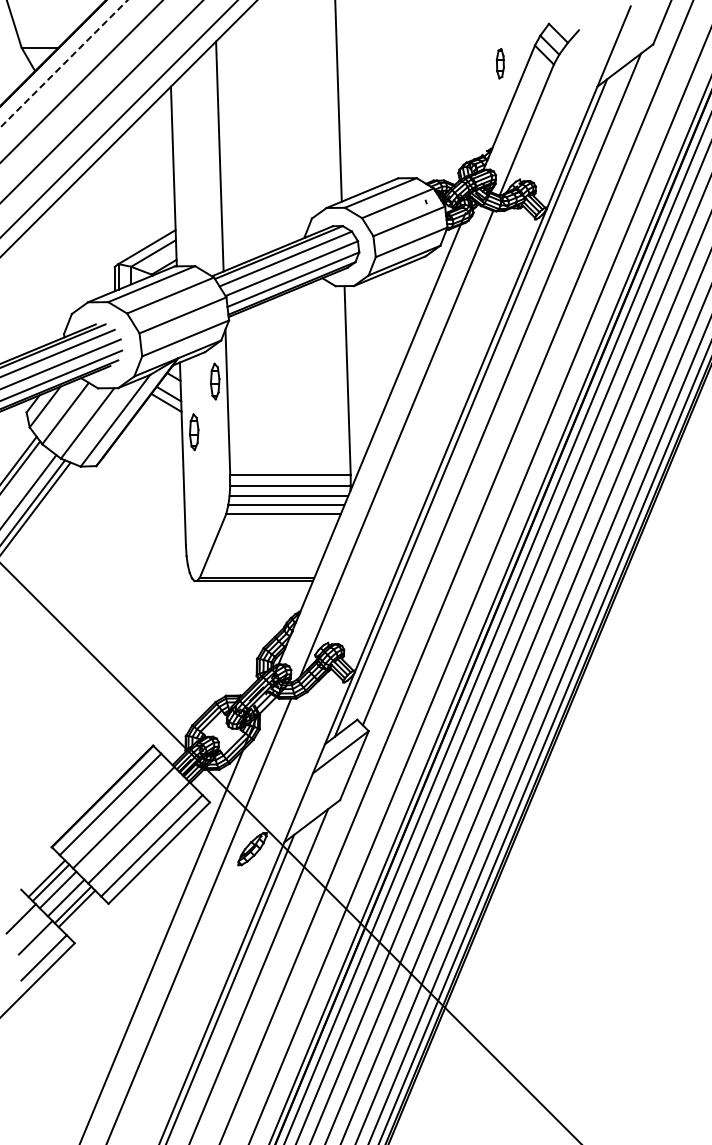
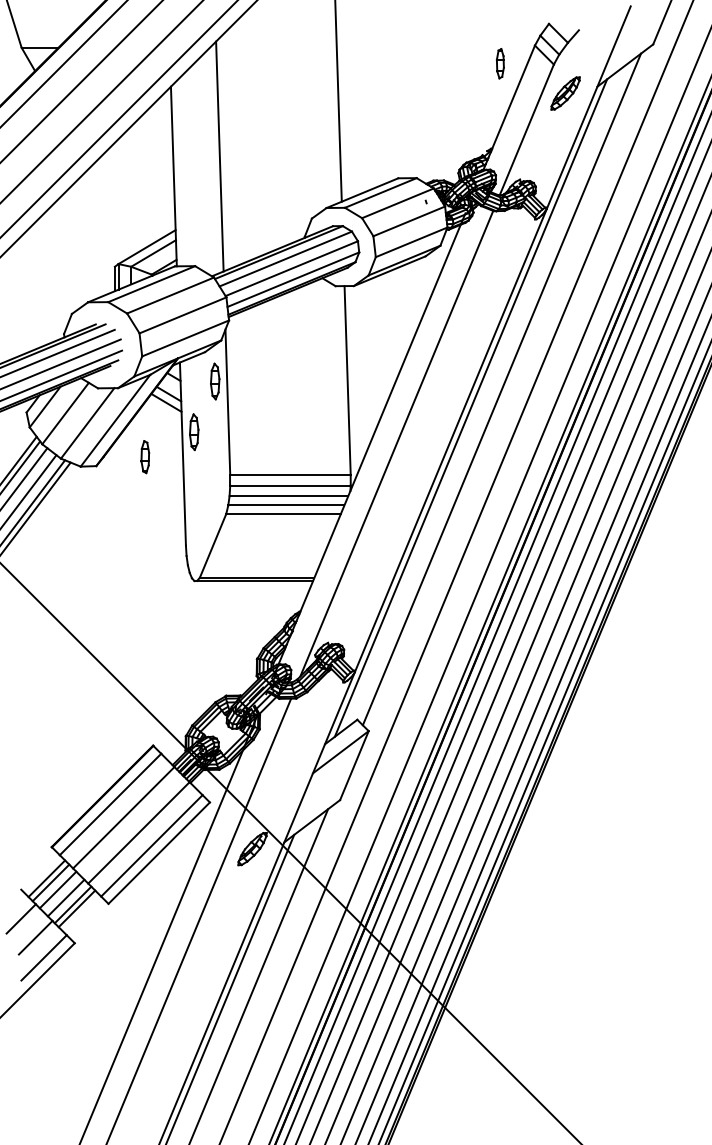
line: dashed -> solid (64, 63)
part: none -> present (565, 93)
part: none -> present (145, 457)
line: none -> present (24, 477)
